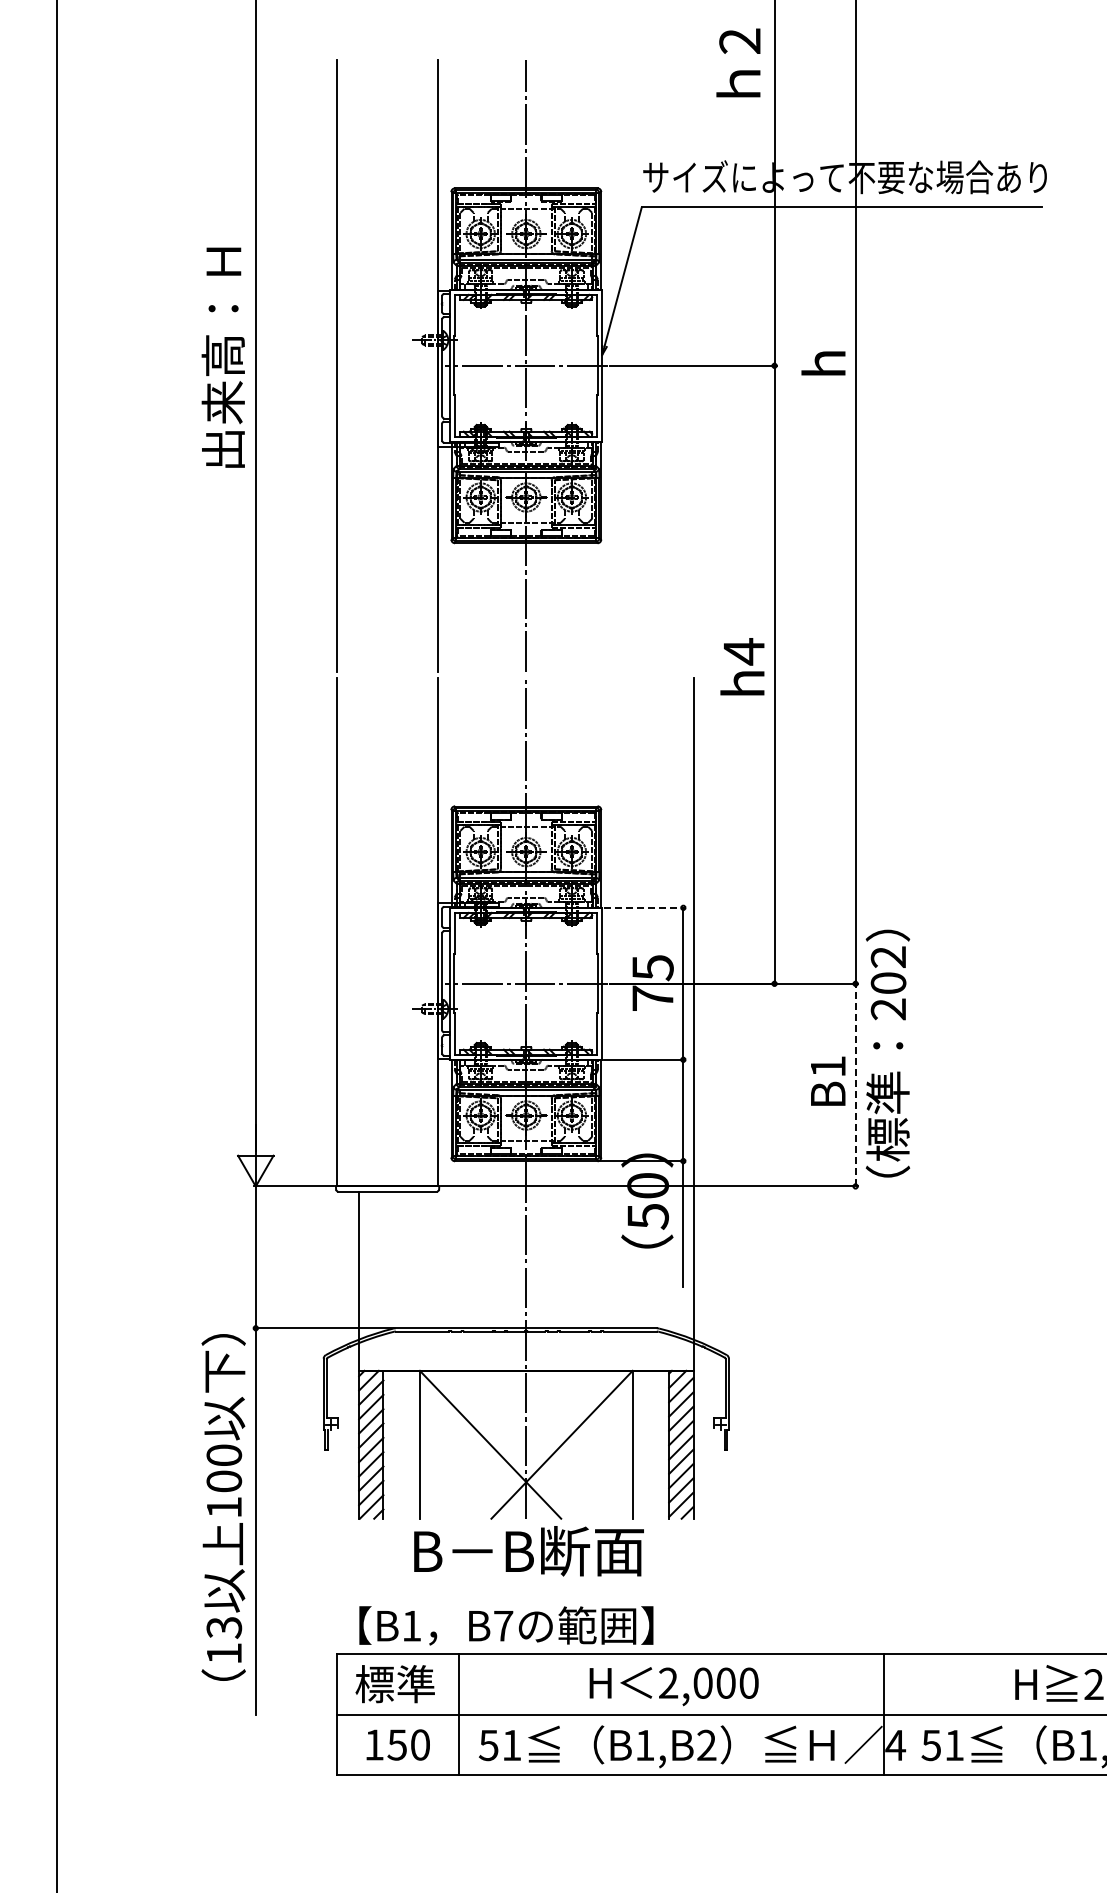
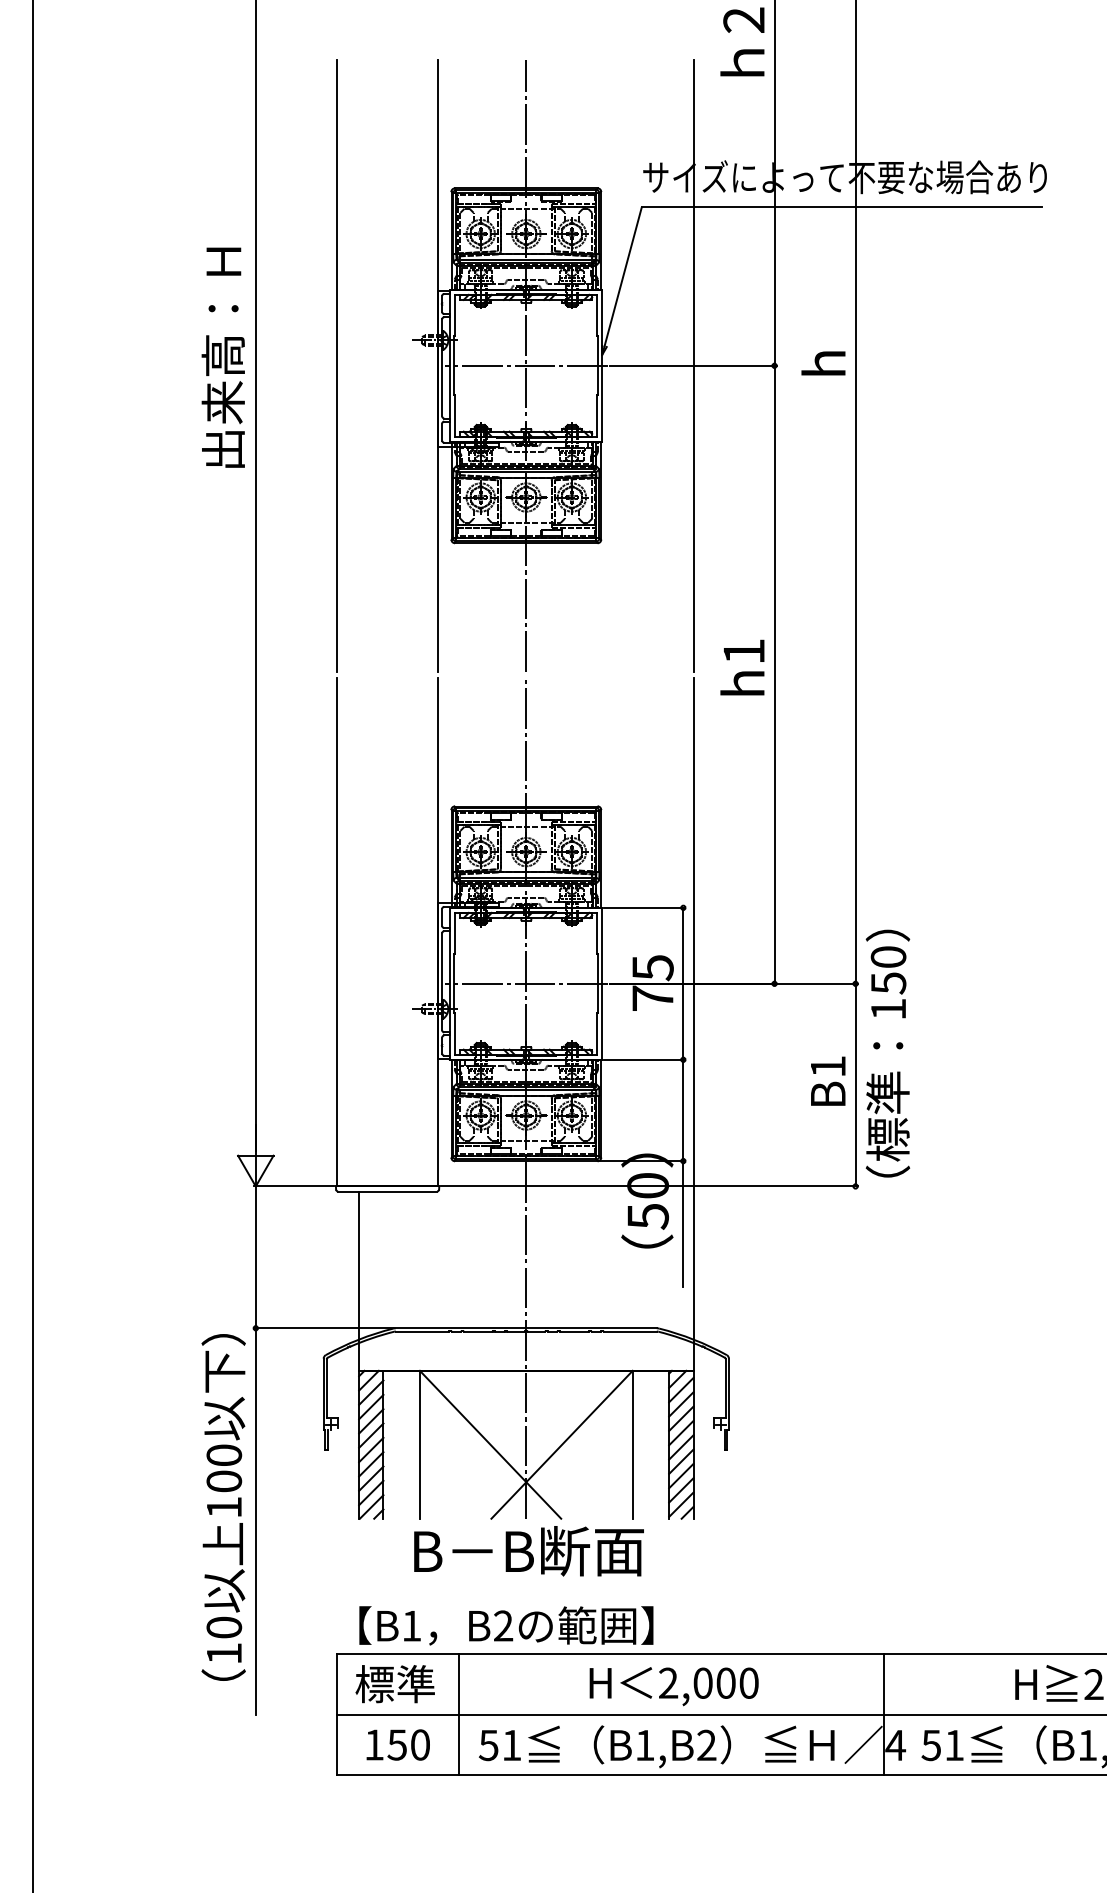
text position: (738, 62) -> (742, 41) (742, 41)
line: none -> present (693, 365)
text: h4 -> h1 (743, 651)
line: dashed -> solid (644, 907)
line position: (57, 945) -> (33, 945) (33, 945)
text: 202 -> 150 (888, 983)
line: dashed -> solid (855, 1084)
text: B7 -> B2 (503, 1625)
text: 13 -> 10 (224, 1627)
